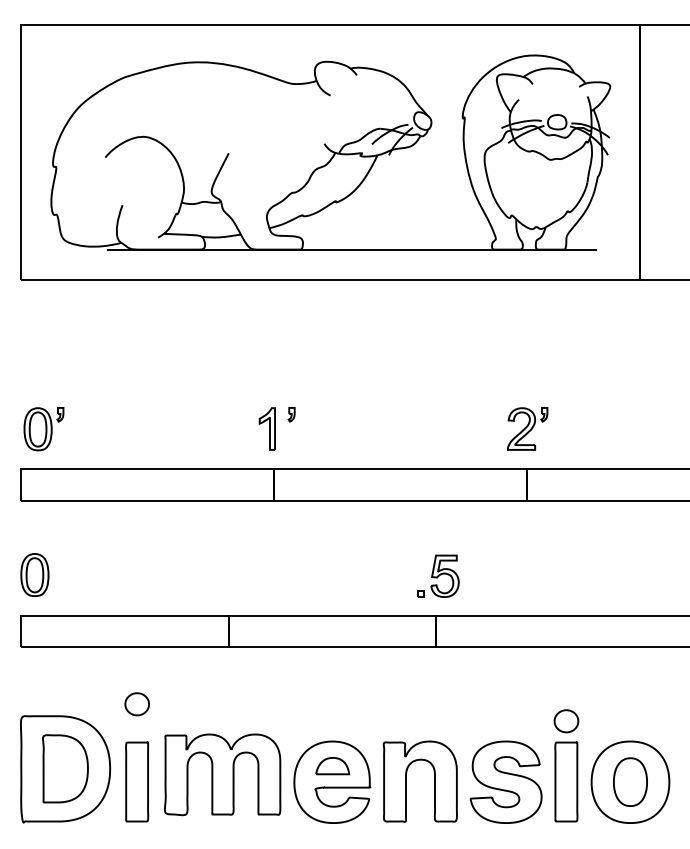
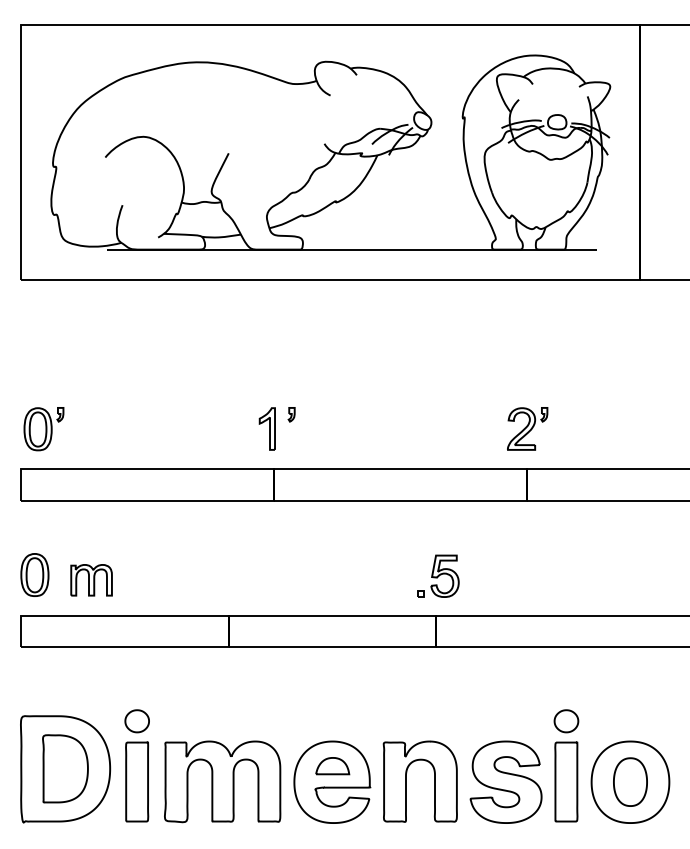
part: none -> present (91, 580)
part position: (136, 704) -> (136, 721) (136, 721)
part position: (222, 774) -> (222, 781) (222, 781)
